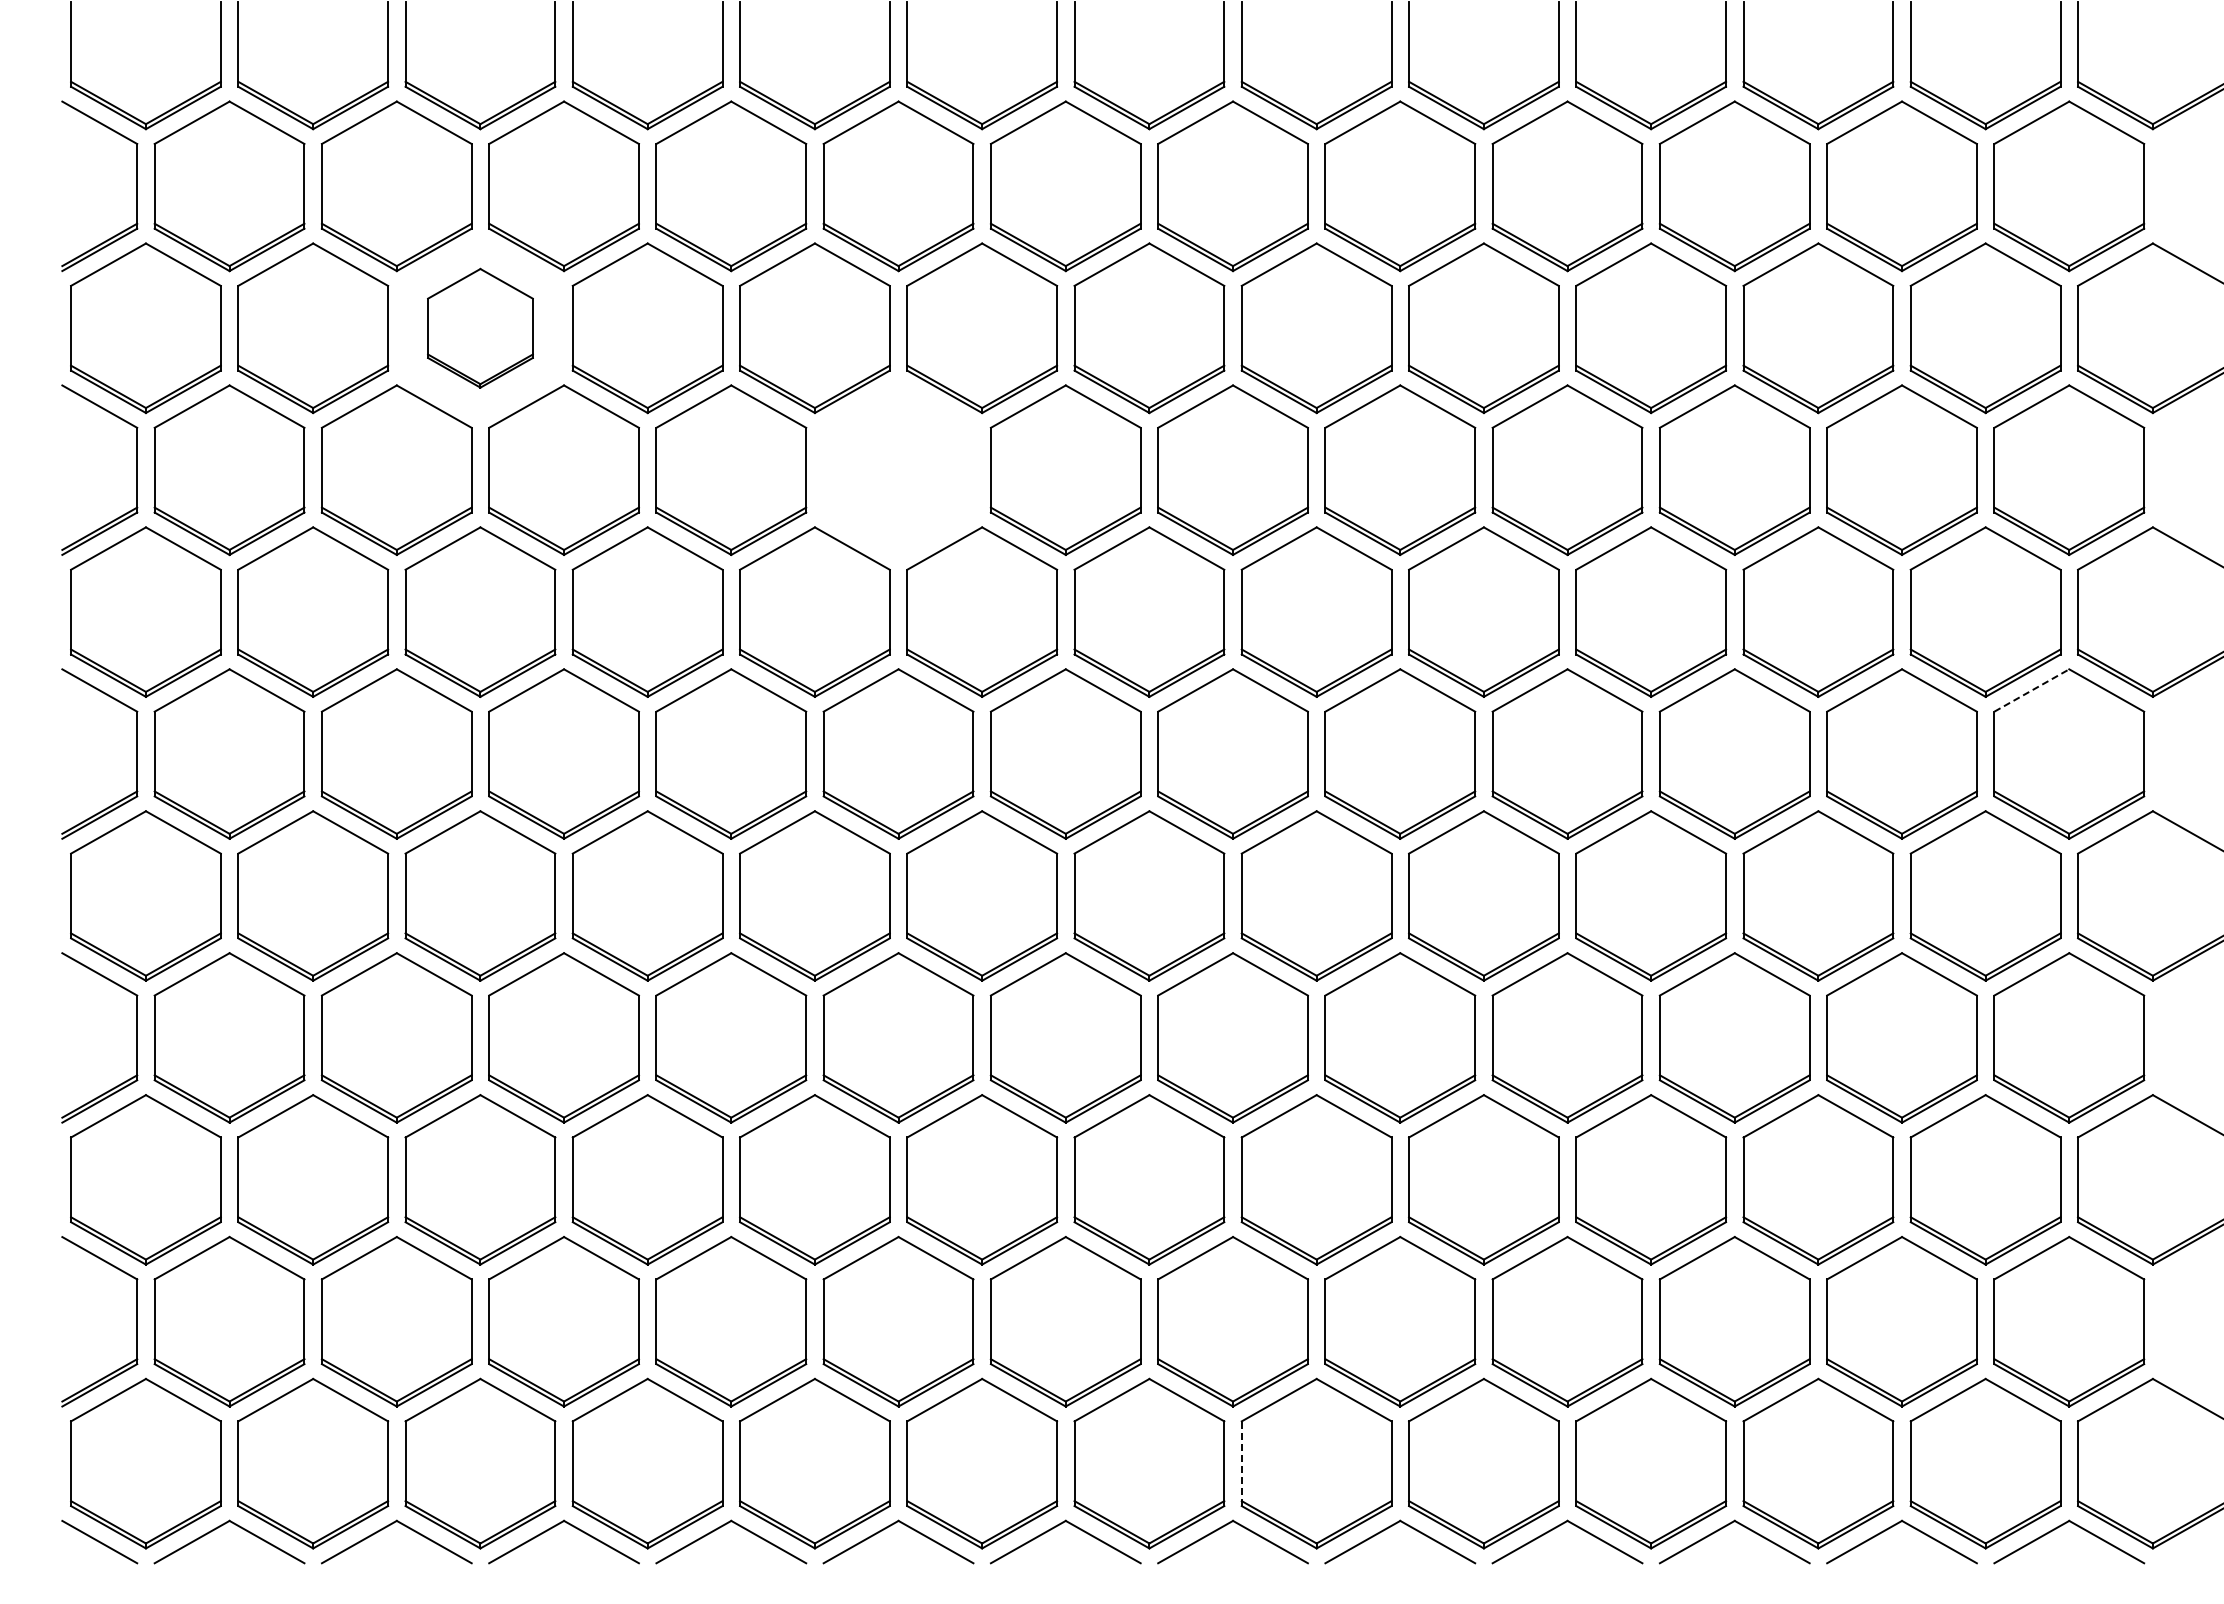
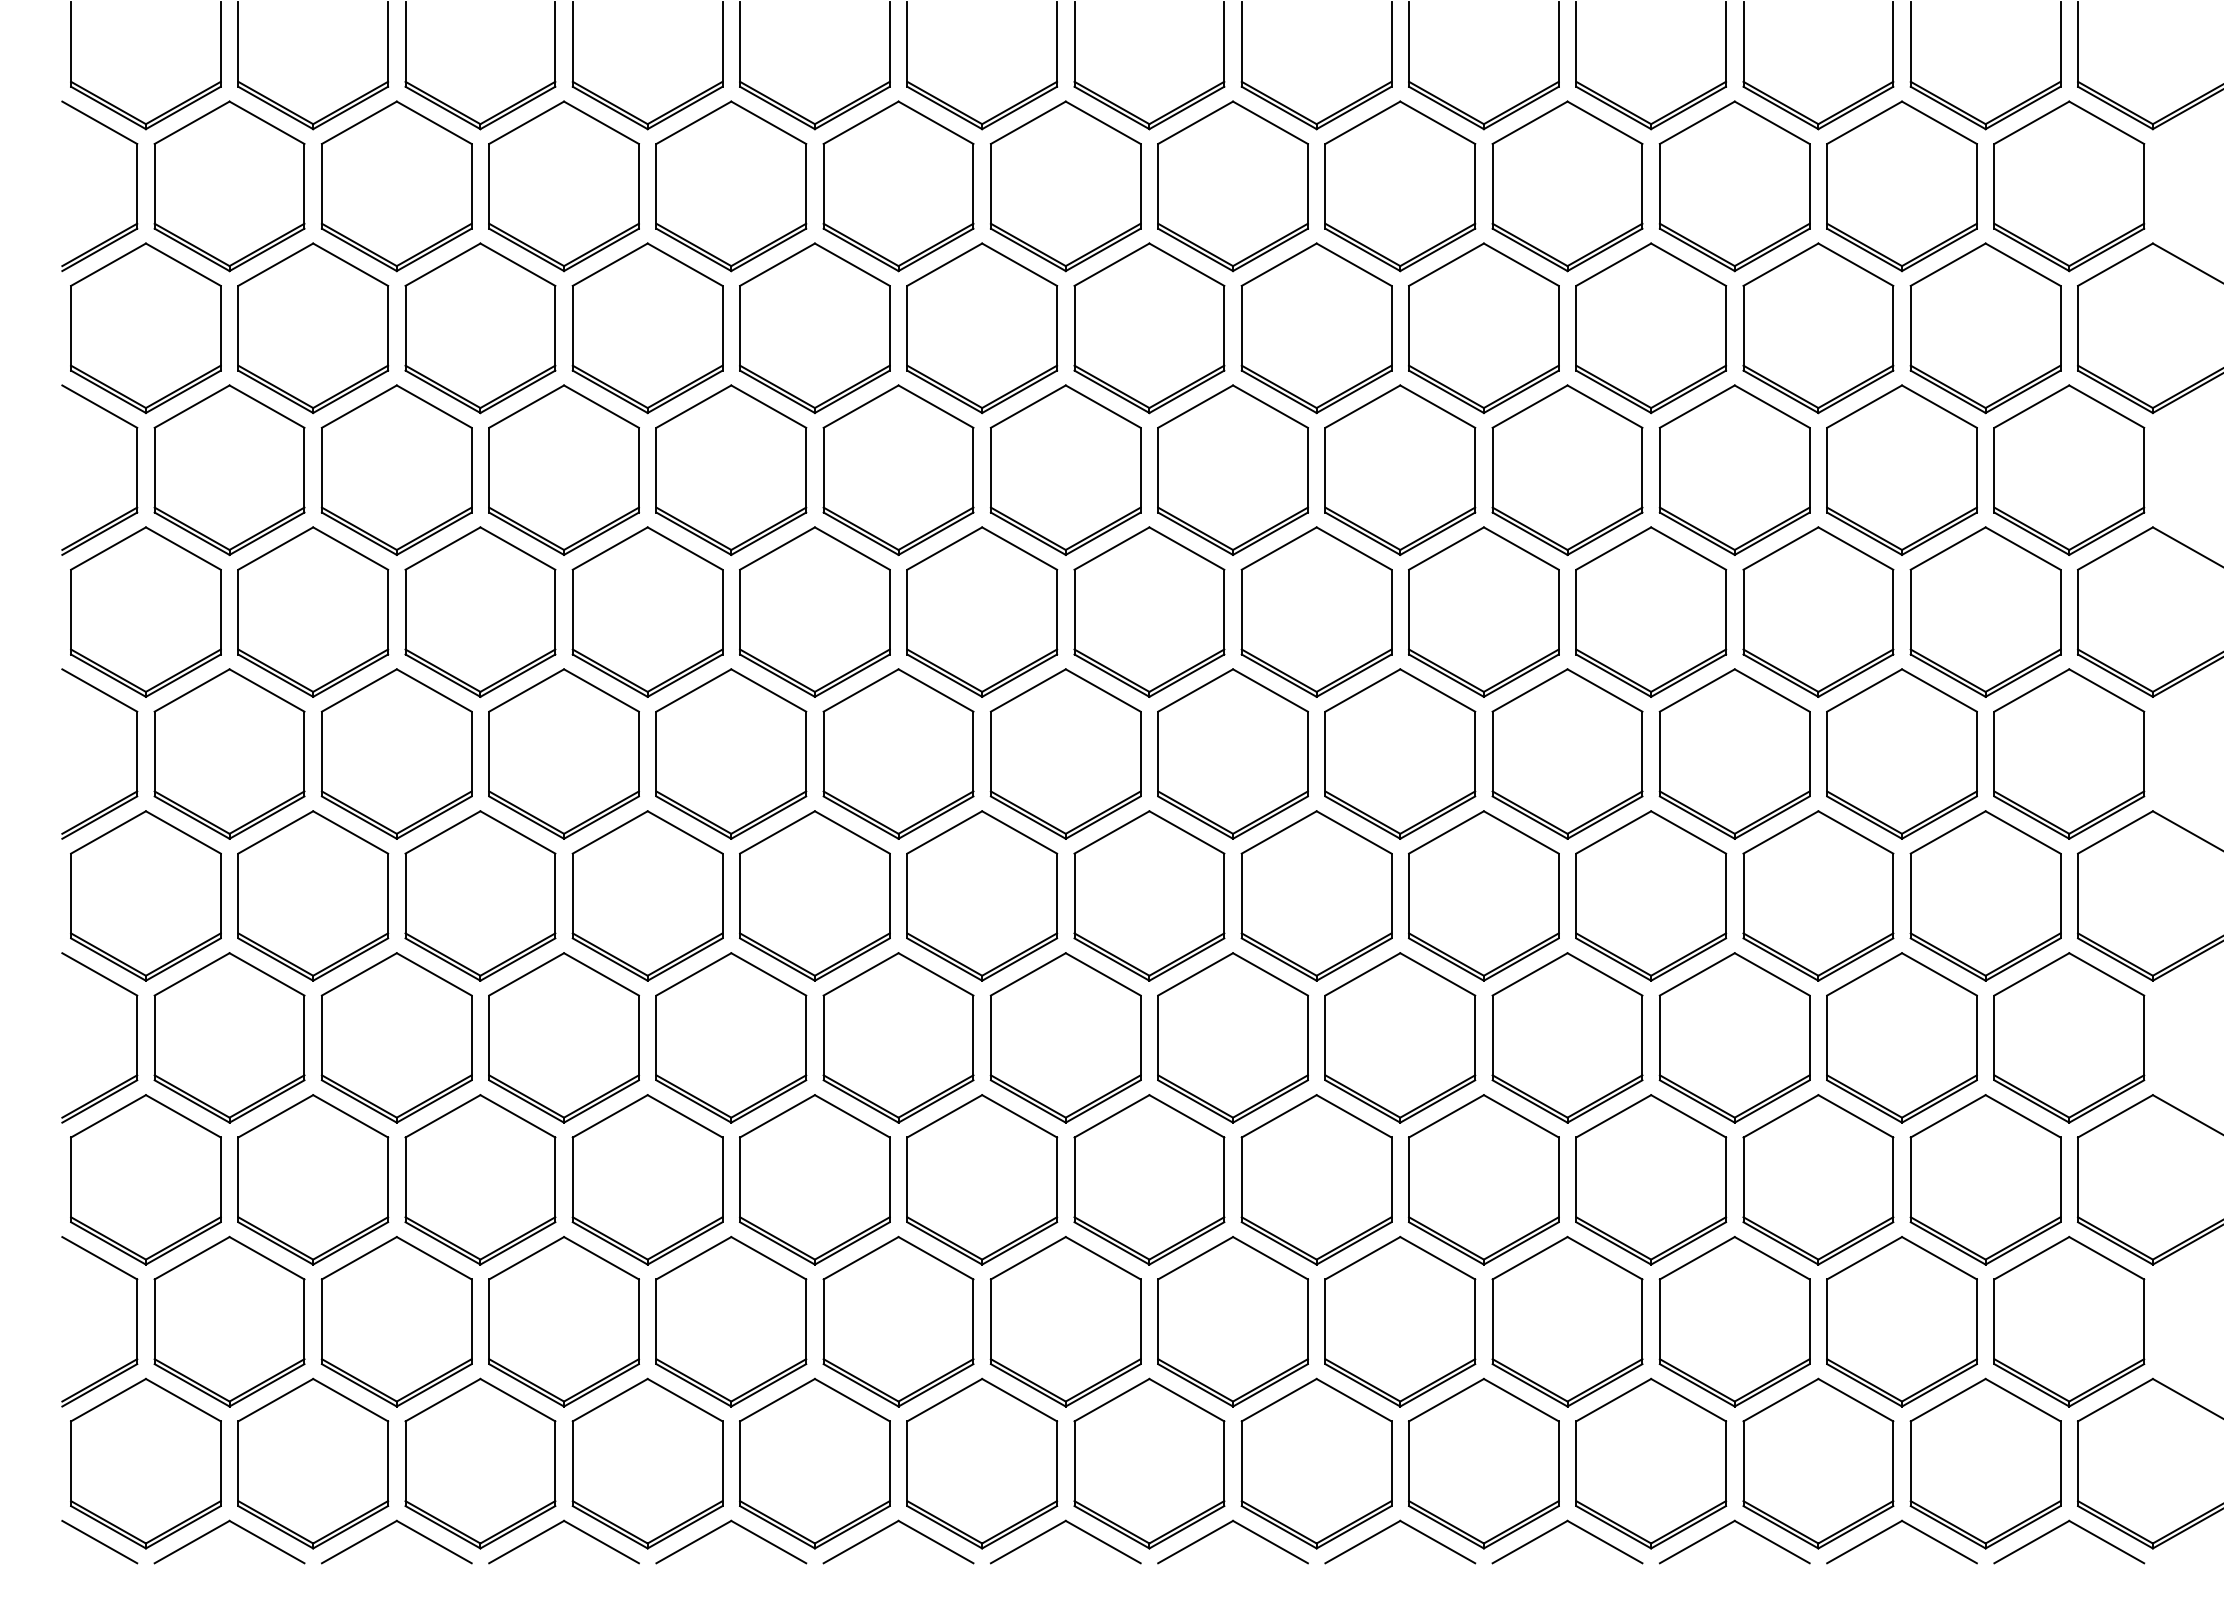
part size: 107x122 px -> 153x173 px (480, 328)
part: none -> present (898, 470)
line: dashed -> solid (2032, 690)
line: dashed -> solid (1241, 1463)
